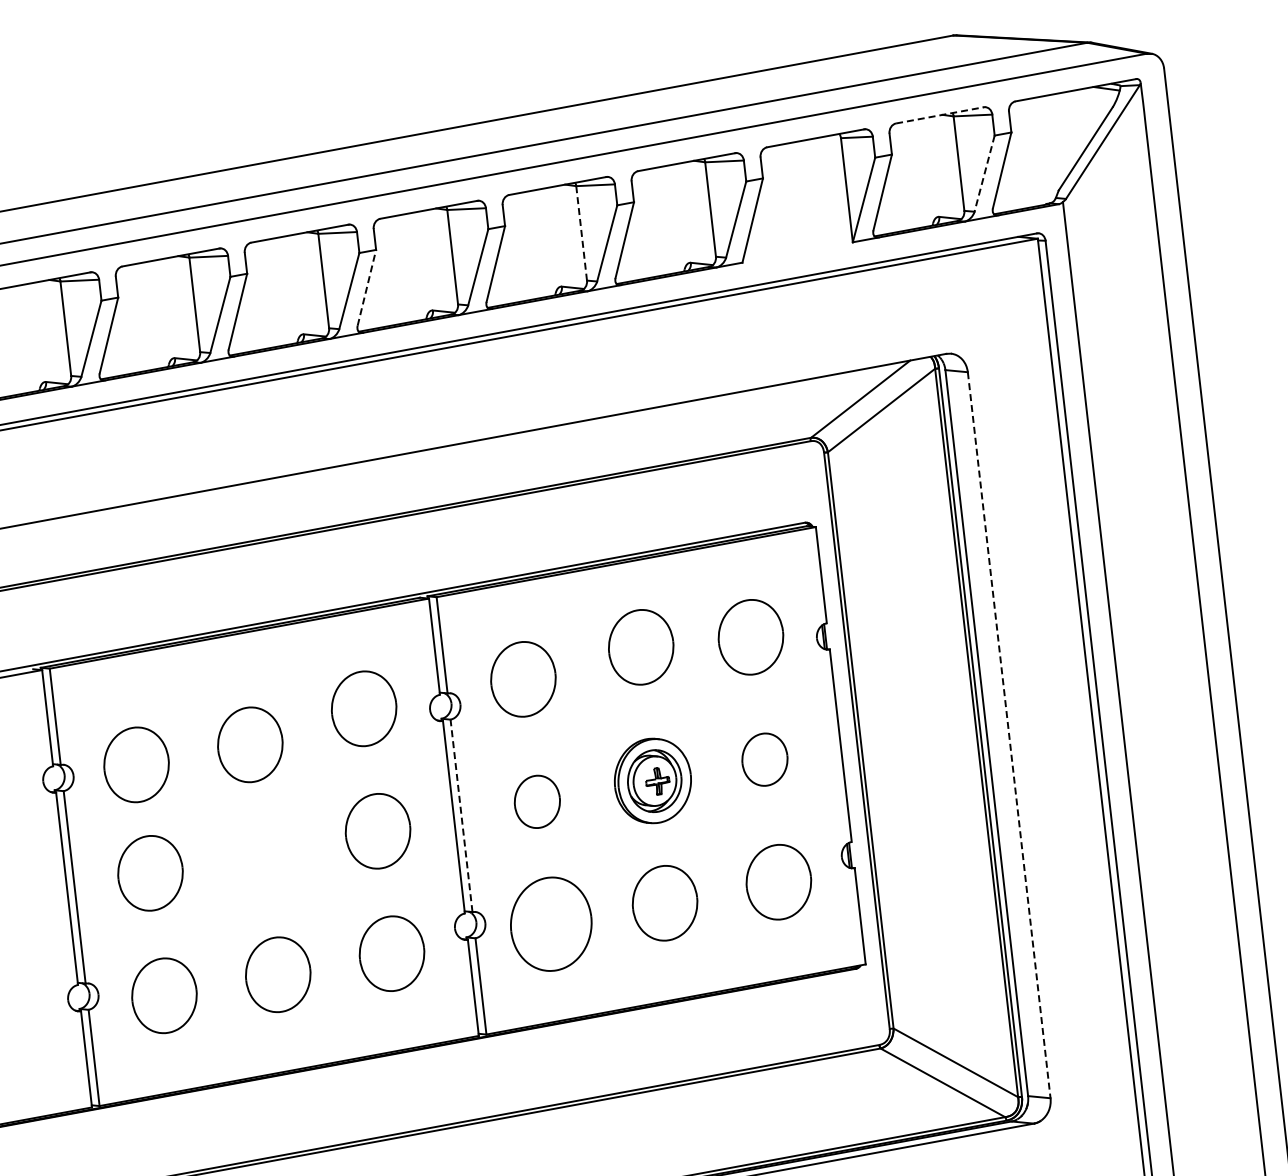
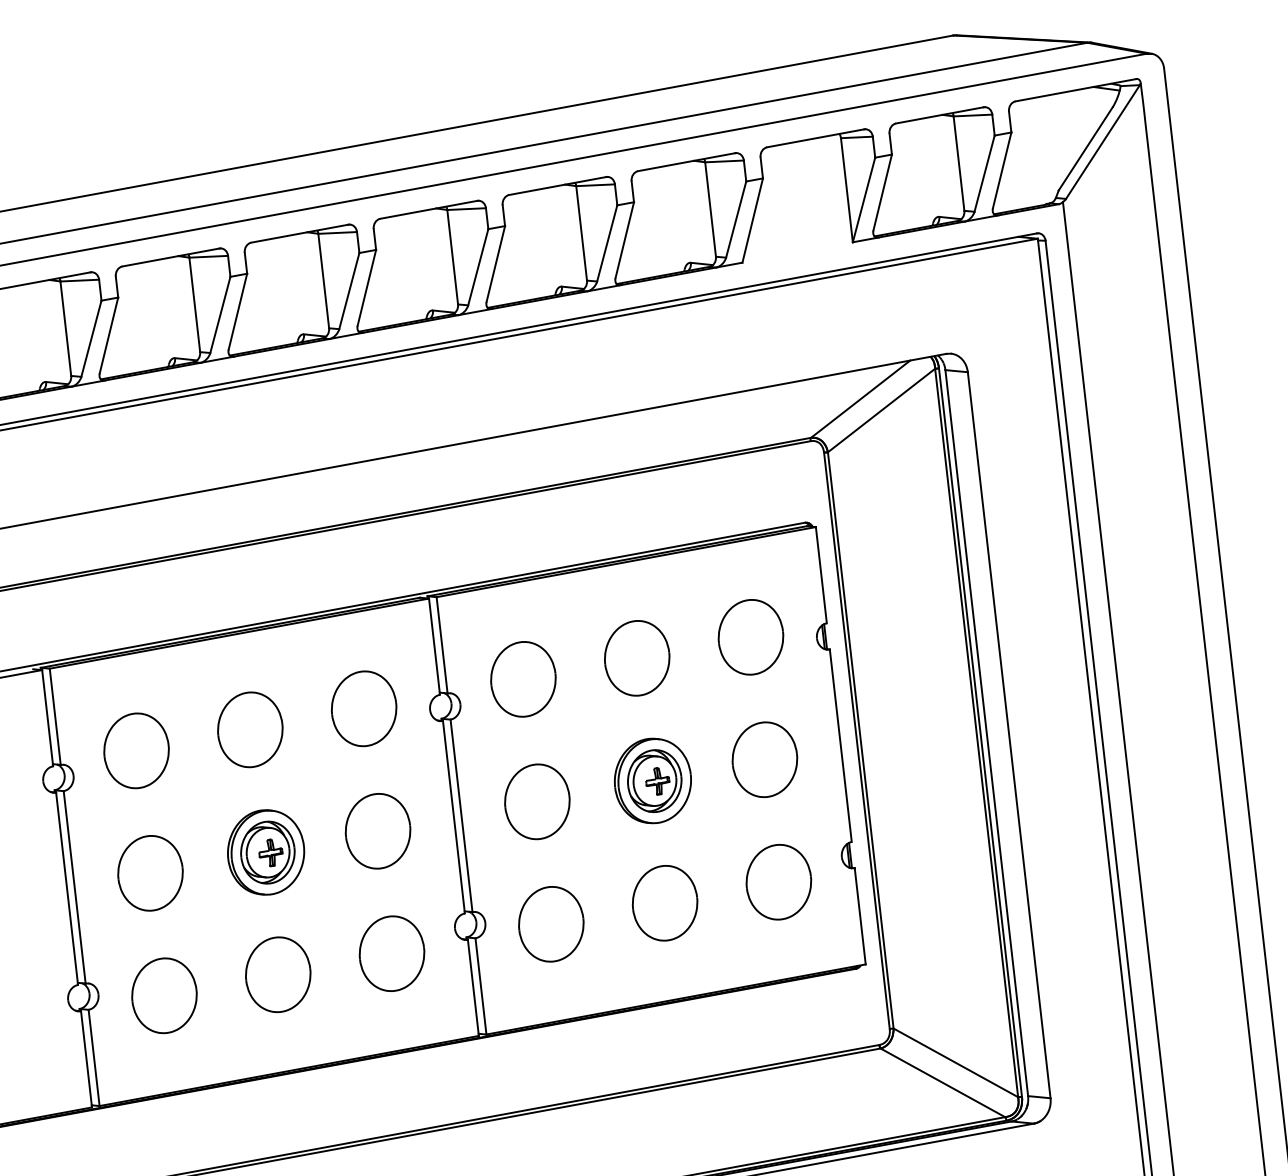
line: dashed -> solid (939, 115)
line: dashed -> solid (984, 174)
line: dashed -> solid (581, 233)
line: dashed -> solid (367, 287)
part position: (641, 647) -> (637, 658) (637, 658)
line: dashed -> solid (1009, 735)
part position: (250, 744) -> (250, 729) (250, 729)
part size: 48x55 px -> 68x77 px (764, 759)
part position: (136, 764) -> (136, 750) (136, 750)
part size: 48x55 px -> 67x78 px (537, 801)
line: dashed -> solid (461, 815)
part: none -> present (266, 852)
part size: 83x96 px -> 67x77 px (551, 924)
